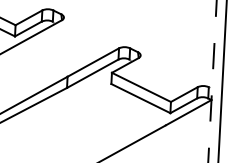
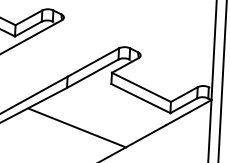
line: dashed -> solid (212, 81)
line: none -> present (77, 127)
